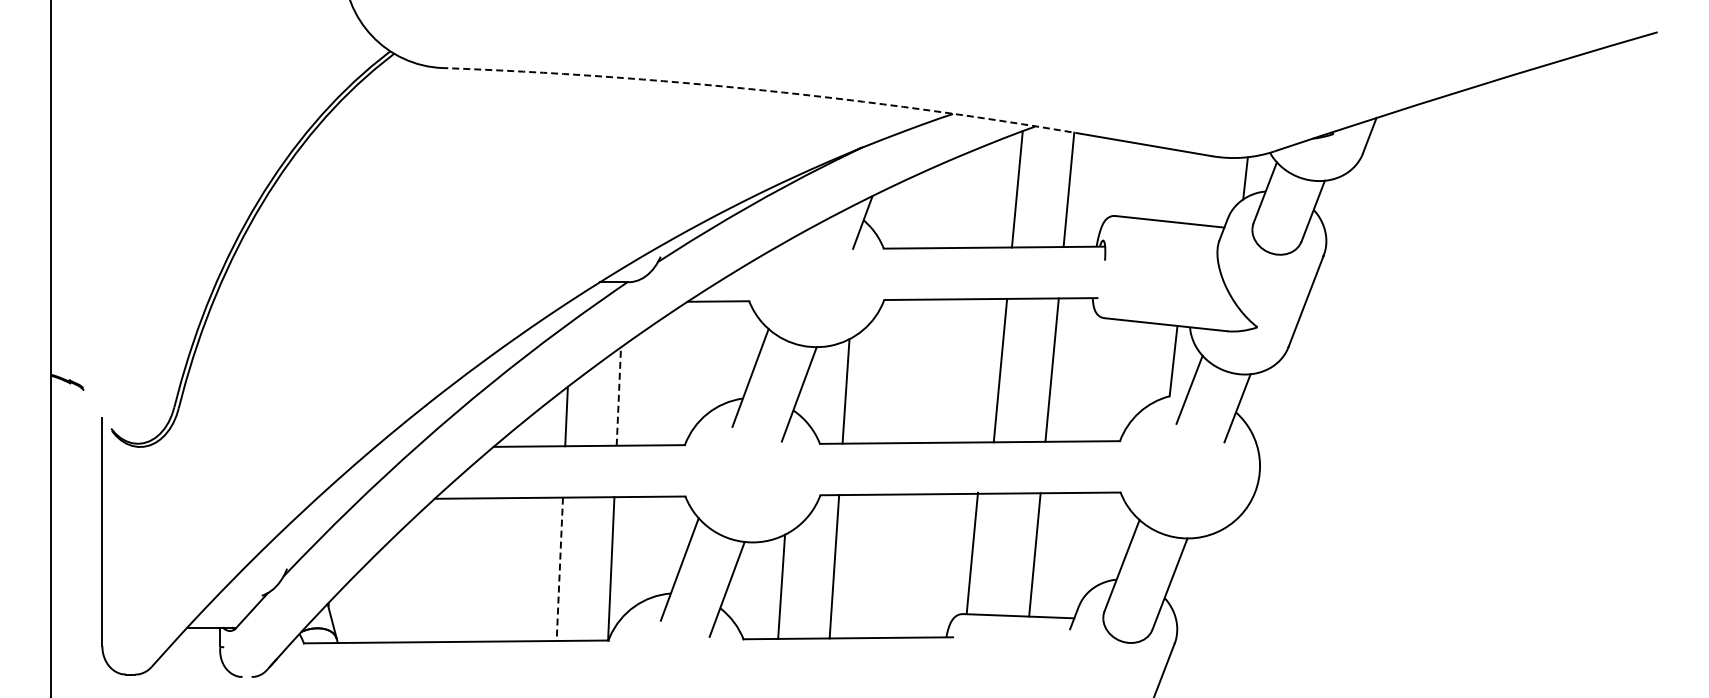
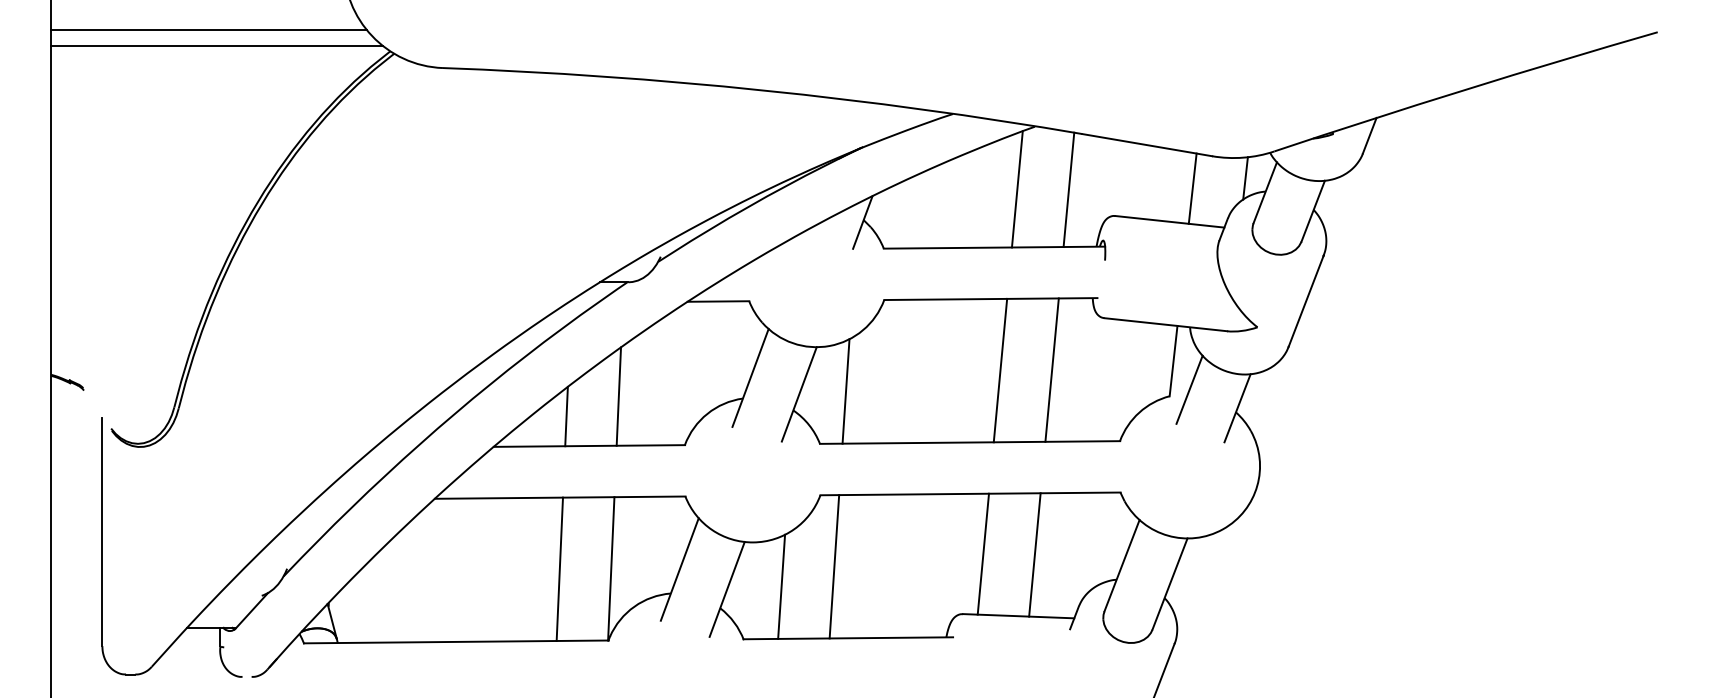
line: none -> present (208, 29)
line: none -> present (216, 45)
arc: dashed -> solid (763, 90)
line: none -> present (1192, 188)
line: dashed -> solid (618, 396)
line position: (972, 552) -> (983, 553) (983, 553)
line: dashed -> solid (559, 569)
